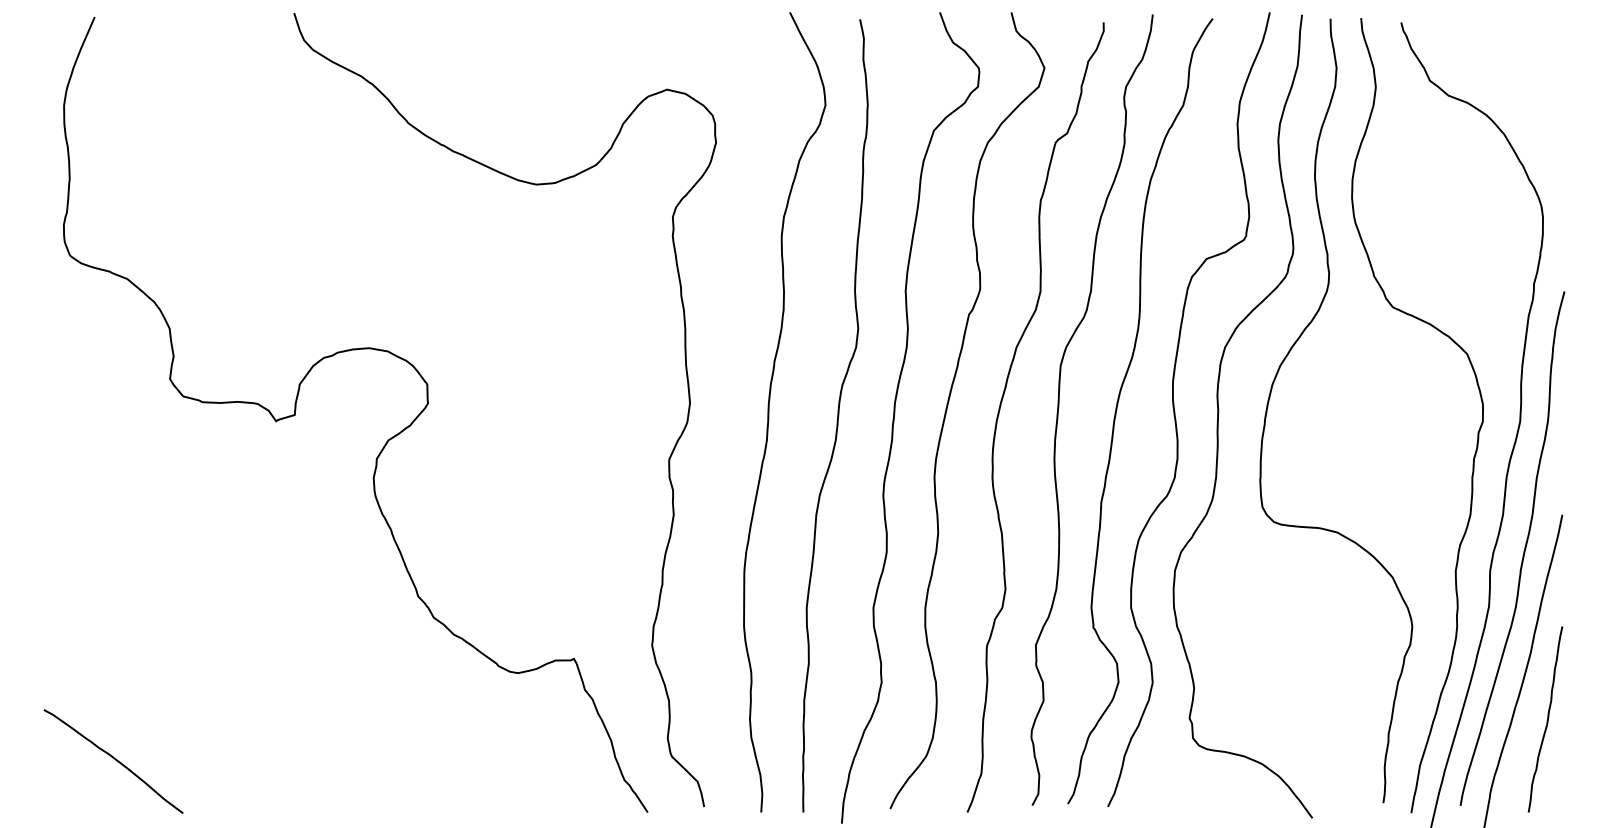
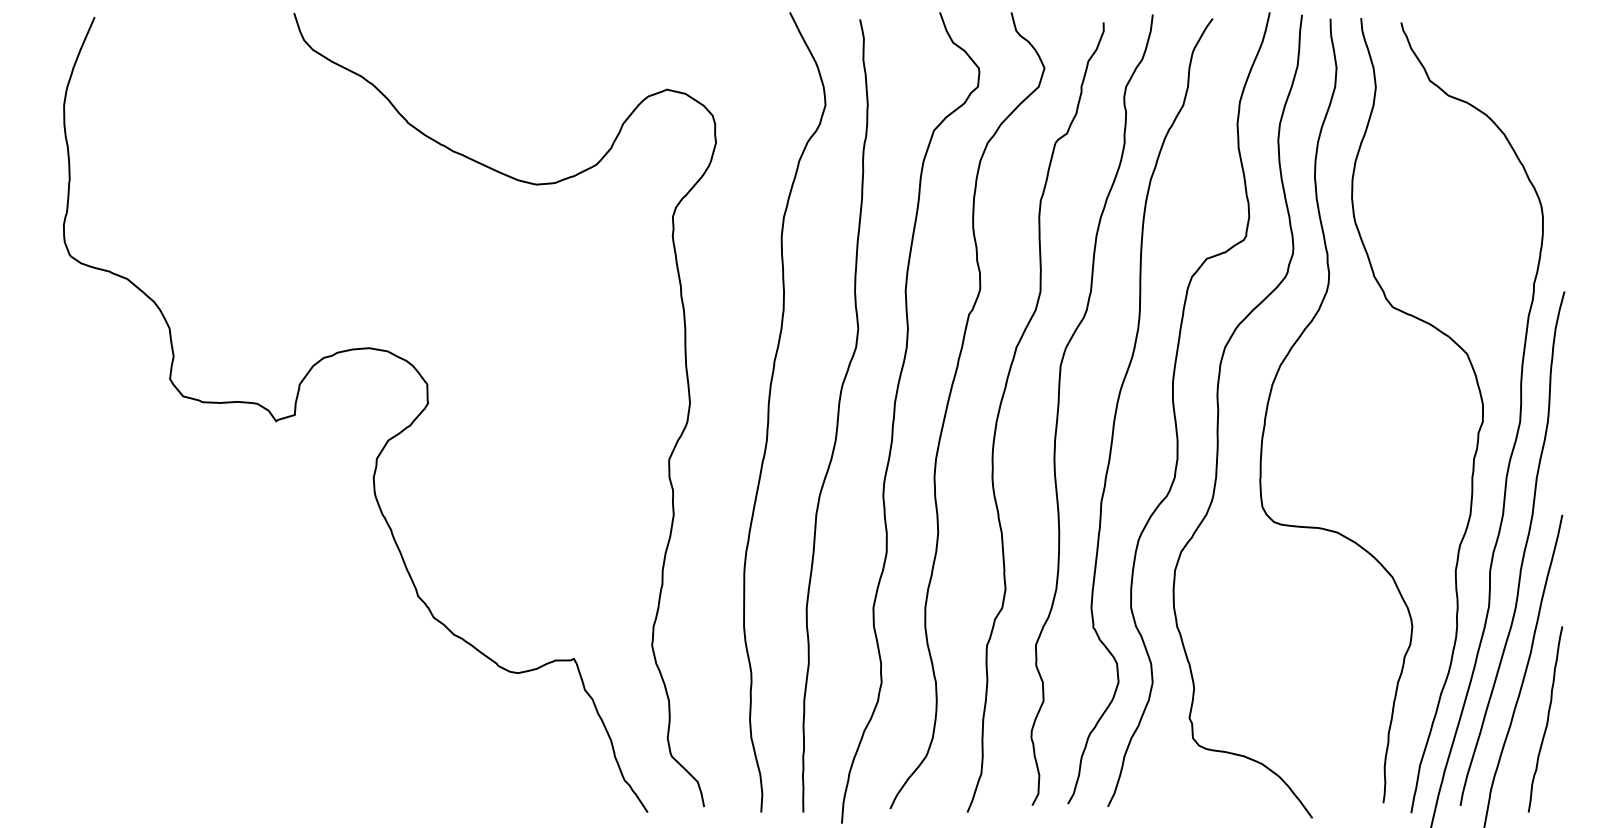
curve: present -> none (114, 759)
